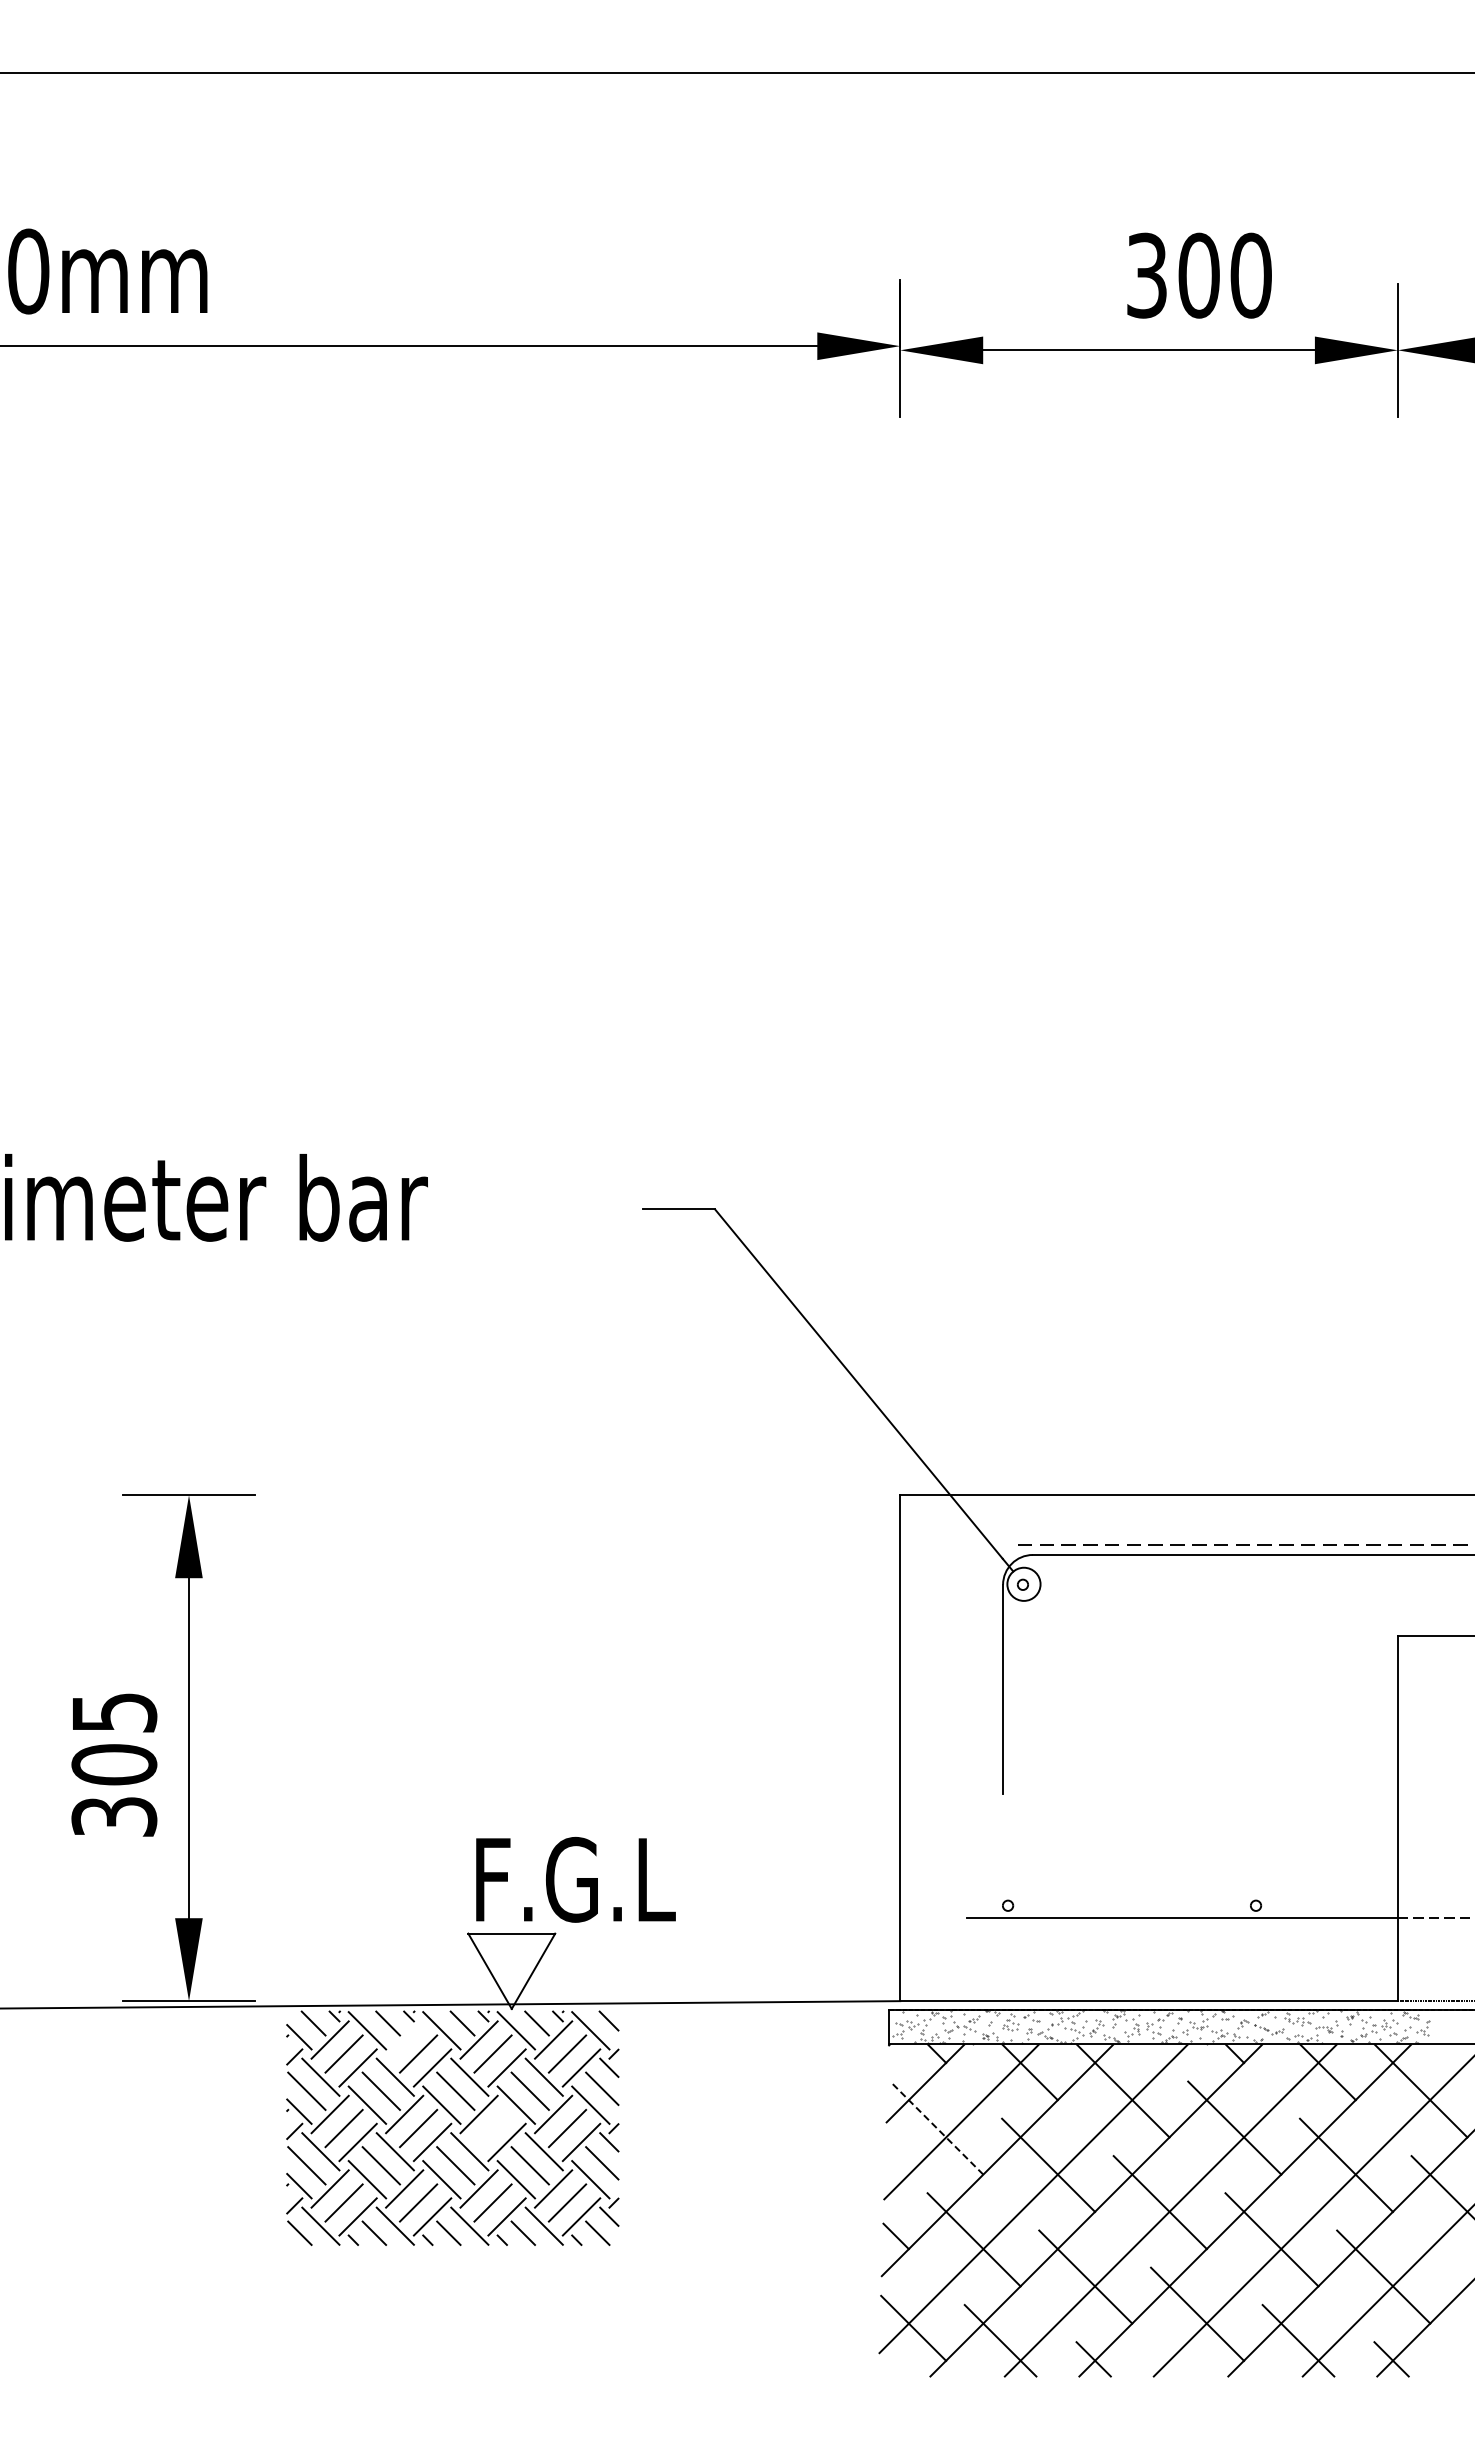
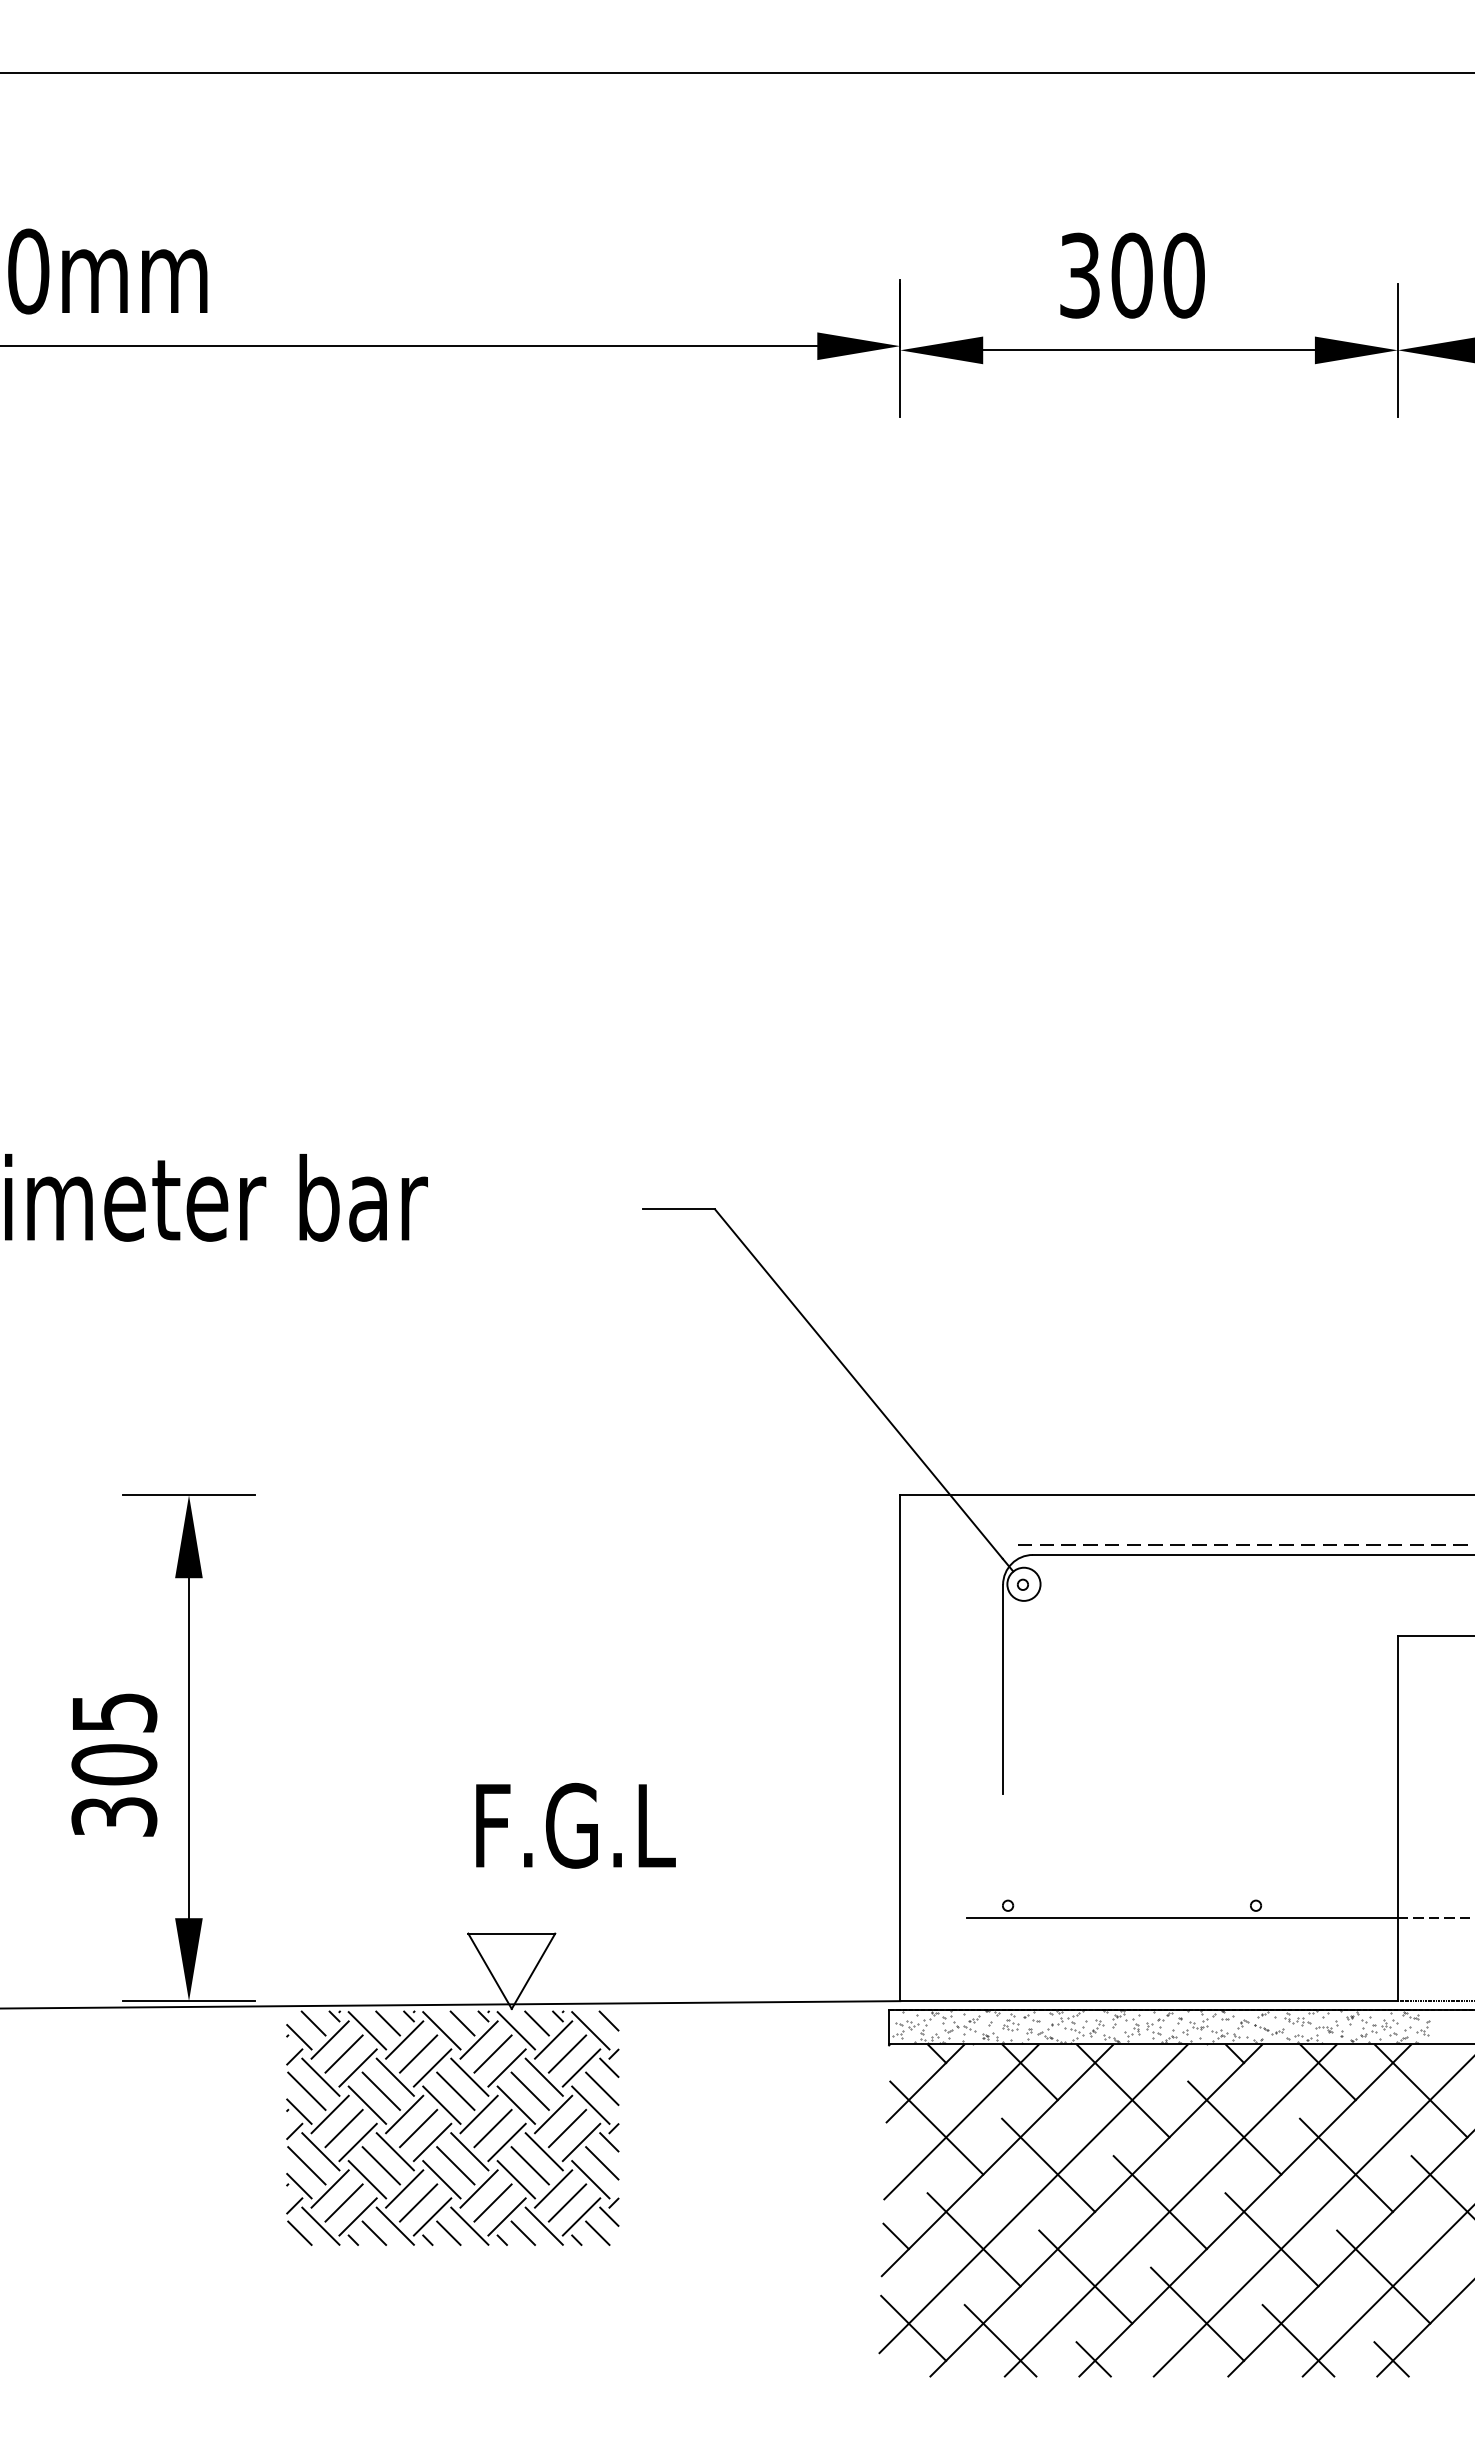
text position: (1199, 275) -> (1132, 275) (1132, 275)
text position: (575, 1879) -> (575, 1825) (575, 1825)
line: none -> present (404, 2039)
line: none -> present (492, 2128)
line: dashed -> solid (936, 2128)
